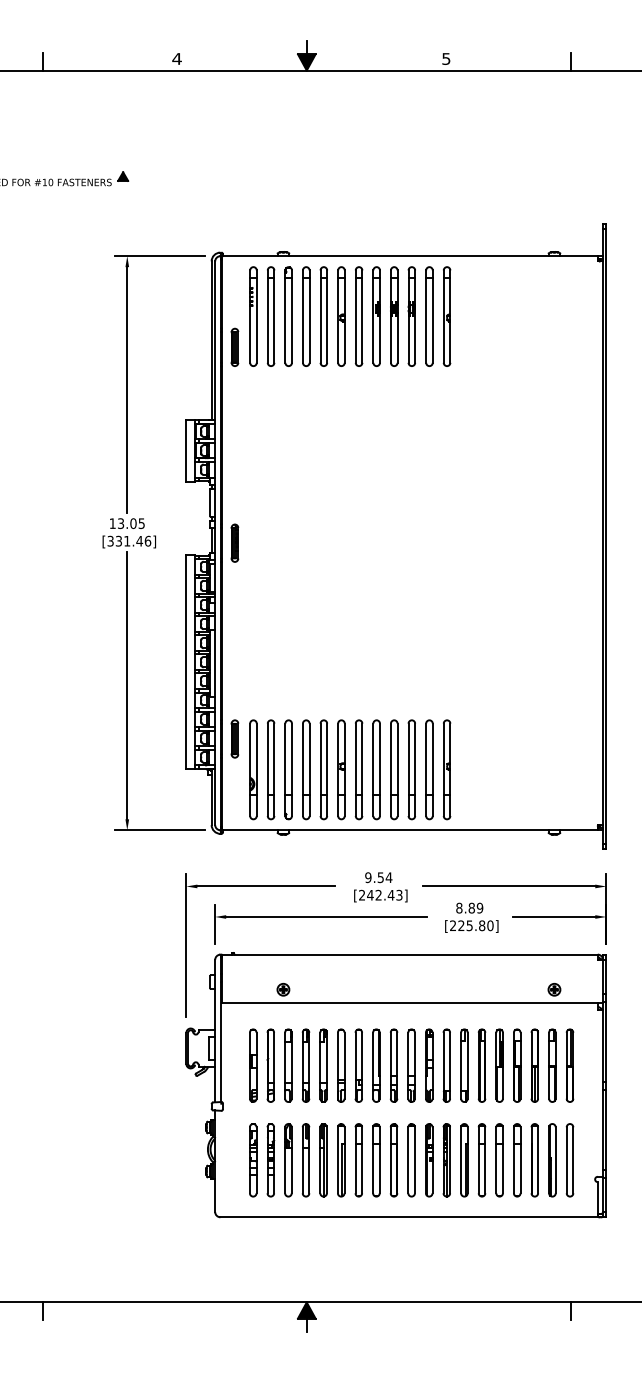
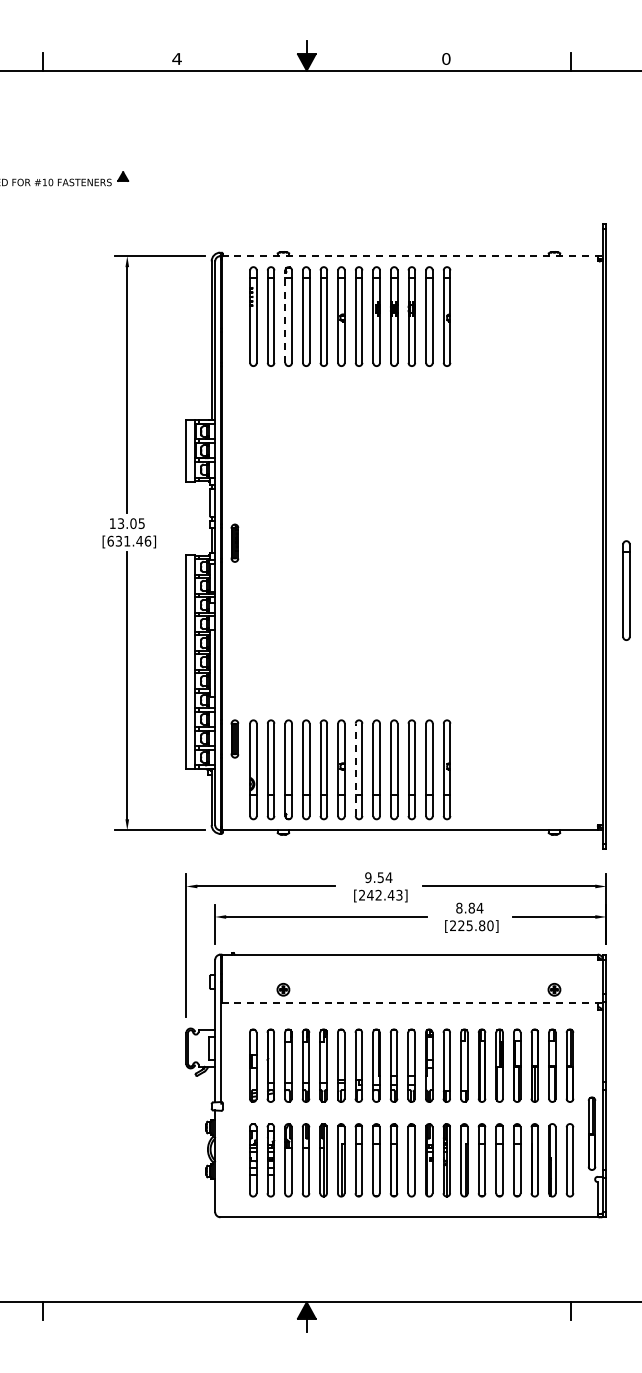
text: 5 -> 0 (446, 58)
line: solid -> dashed (412, 256)
line: solid -> dashed (285, 316)
part: present -> none (234, 346)
text: [331.46] -> [631.46] (110, 540)
part: none -> present (626, 590)
line: solid -> dashed (355, 769)
text: 8.89 -> 8.84 (479, 907)
line: solid -> dashed (412, 1003)
part: none -> present (591, 1133)
